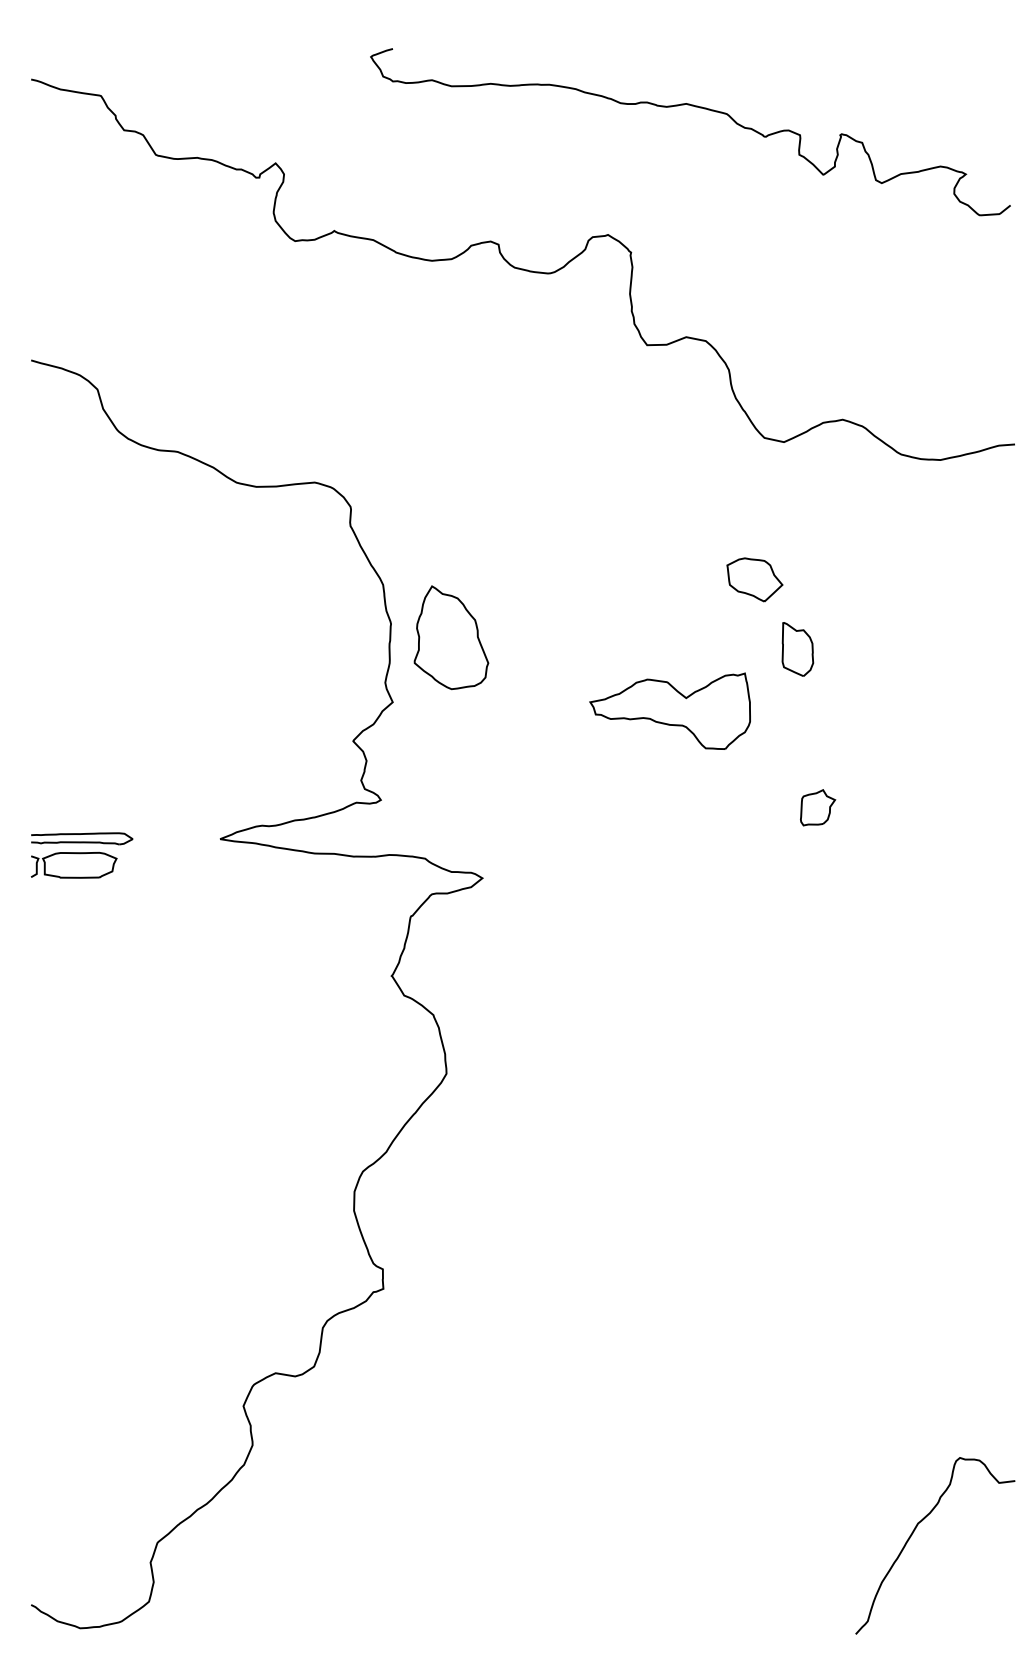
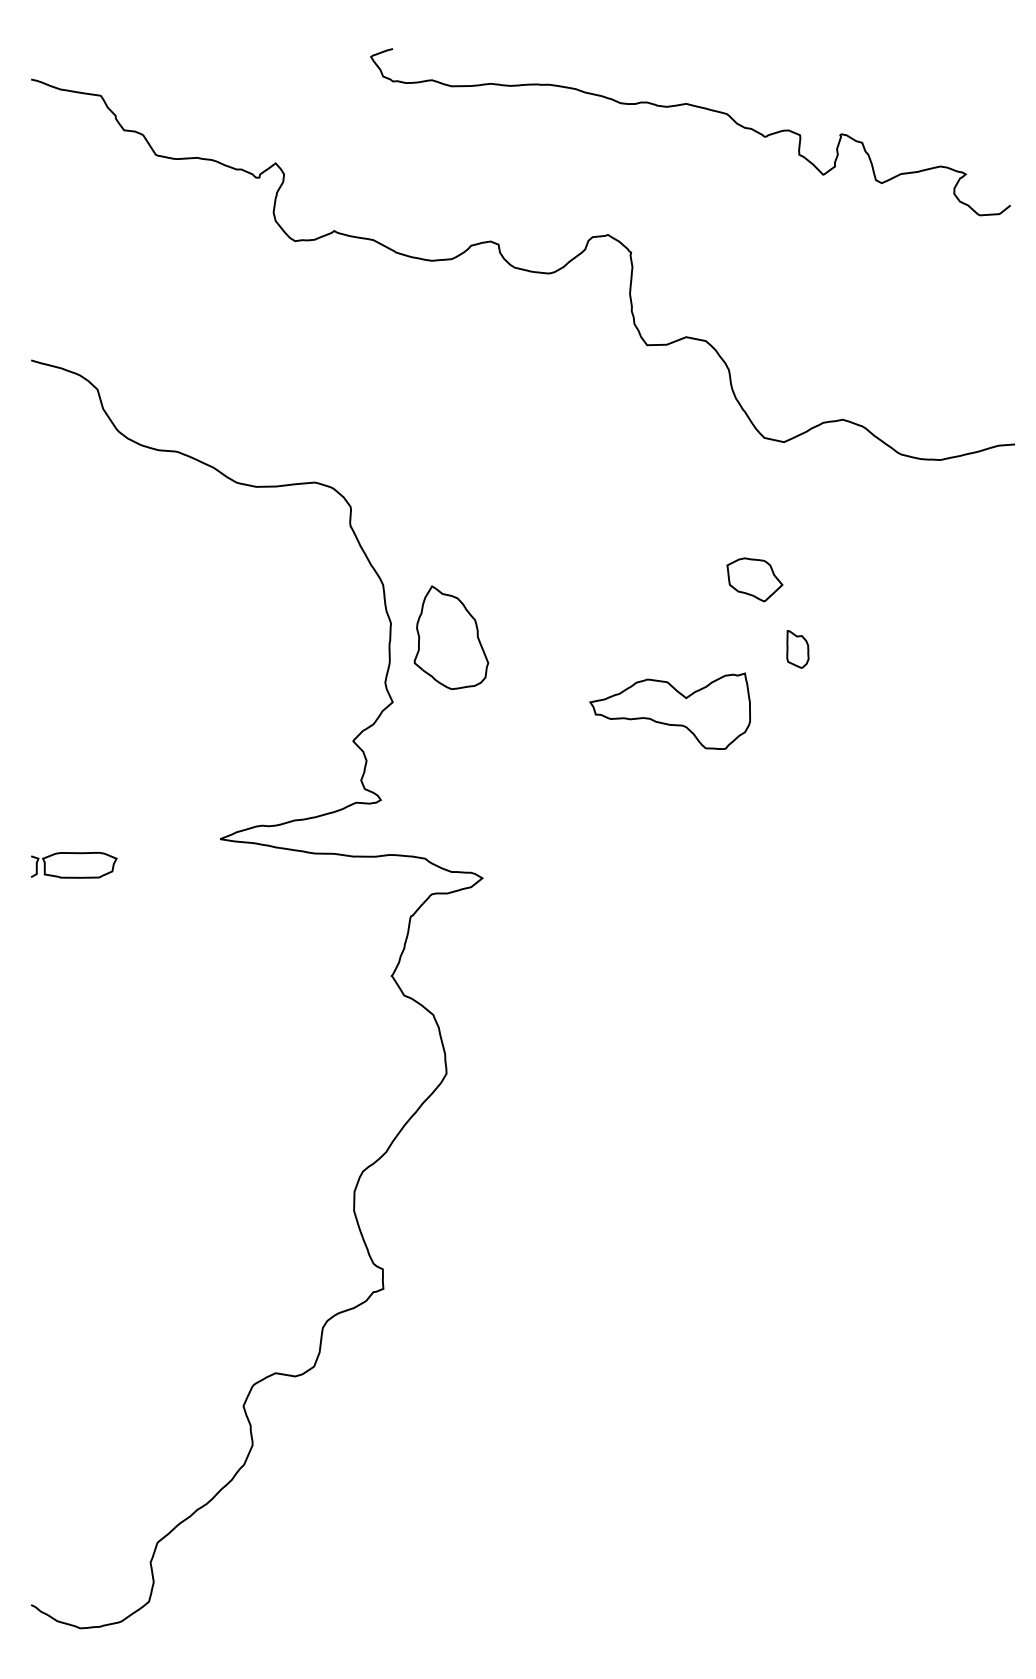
part size: 34x55 px -> 24x39 px (797, 649)
part: present -> none (818, 807)
part: present -> none (82, 838)
curve: present -> none (915, 1530)
